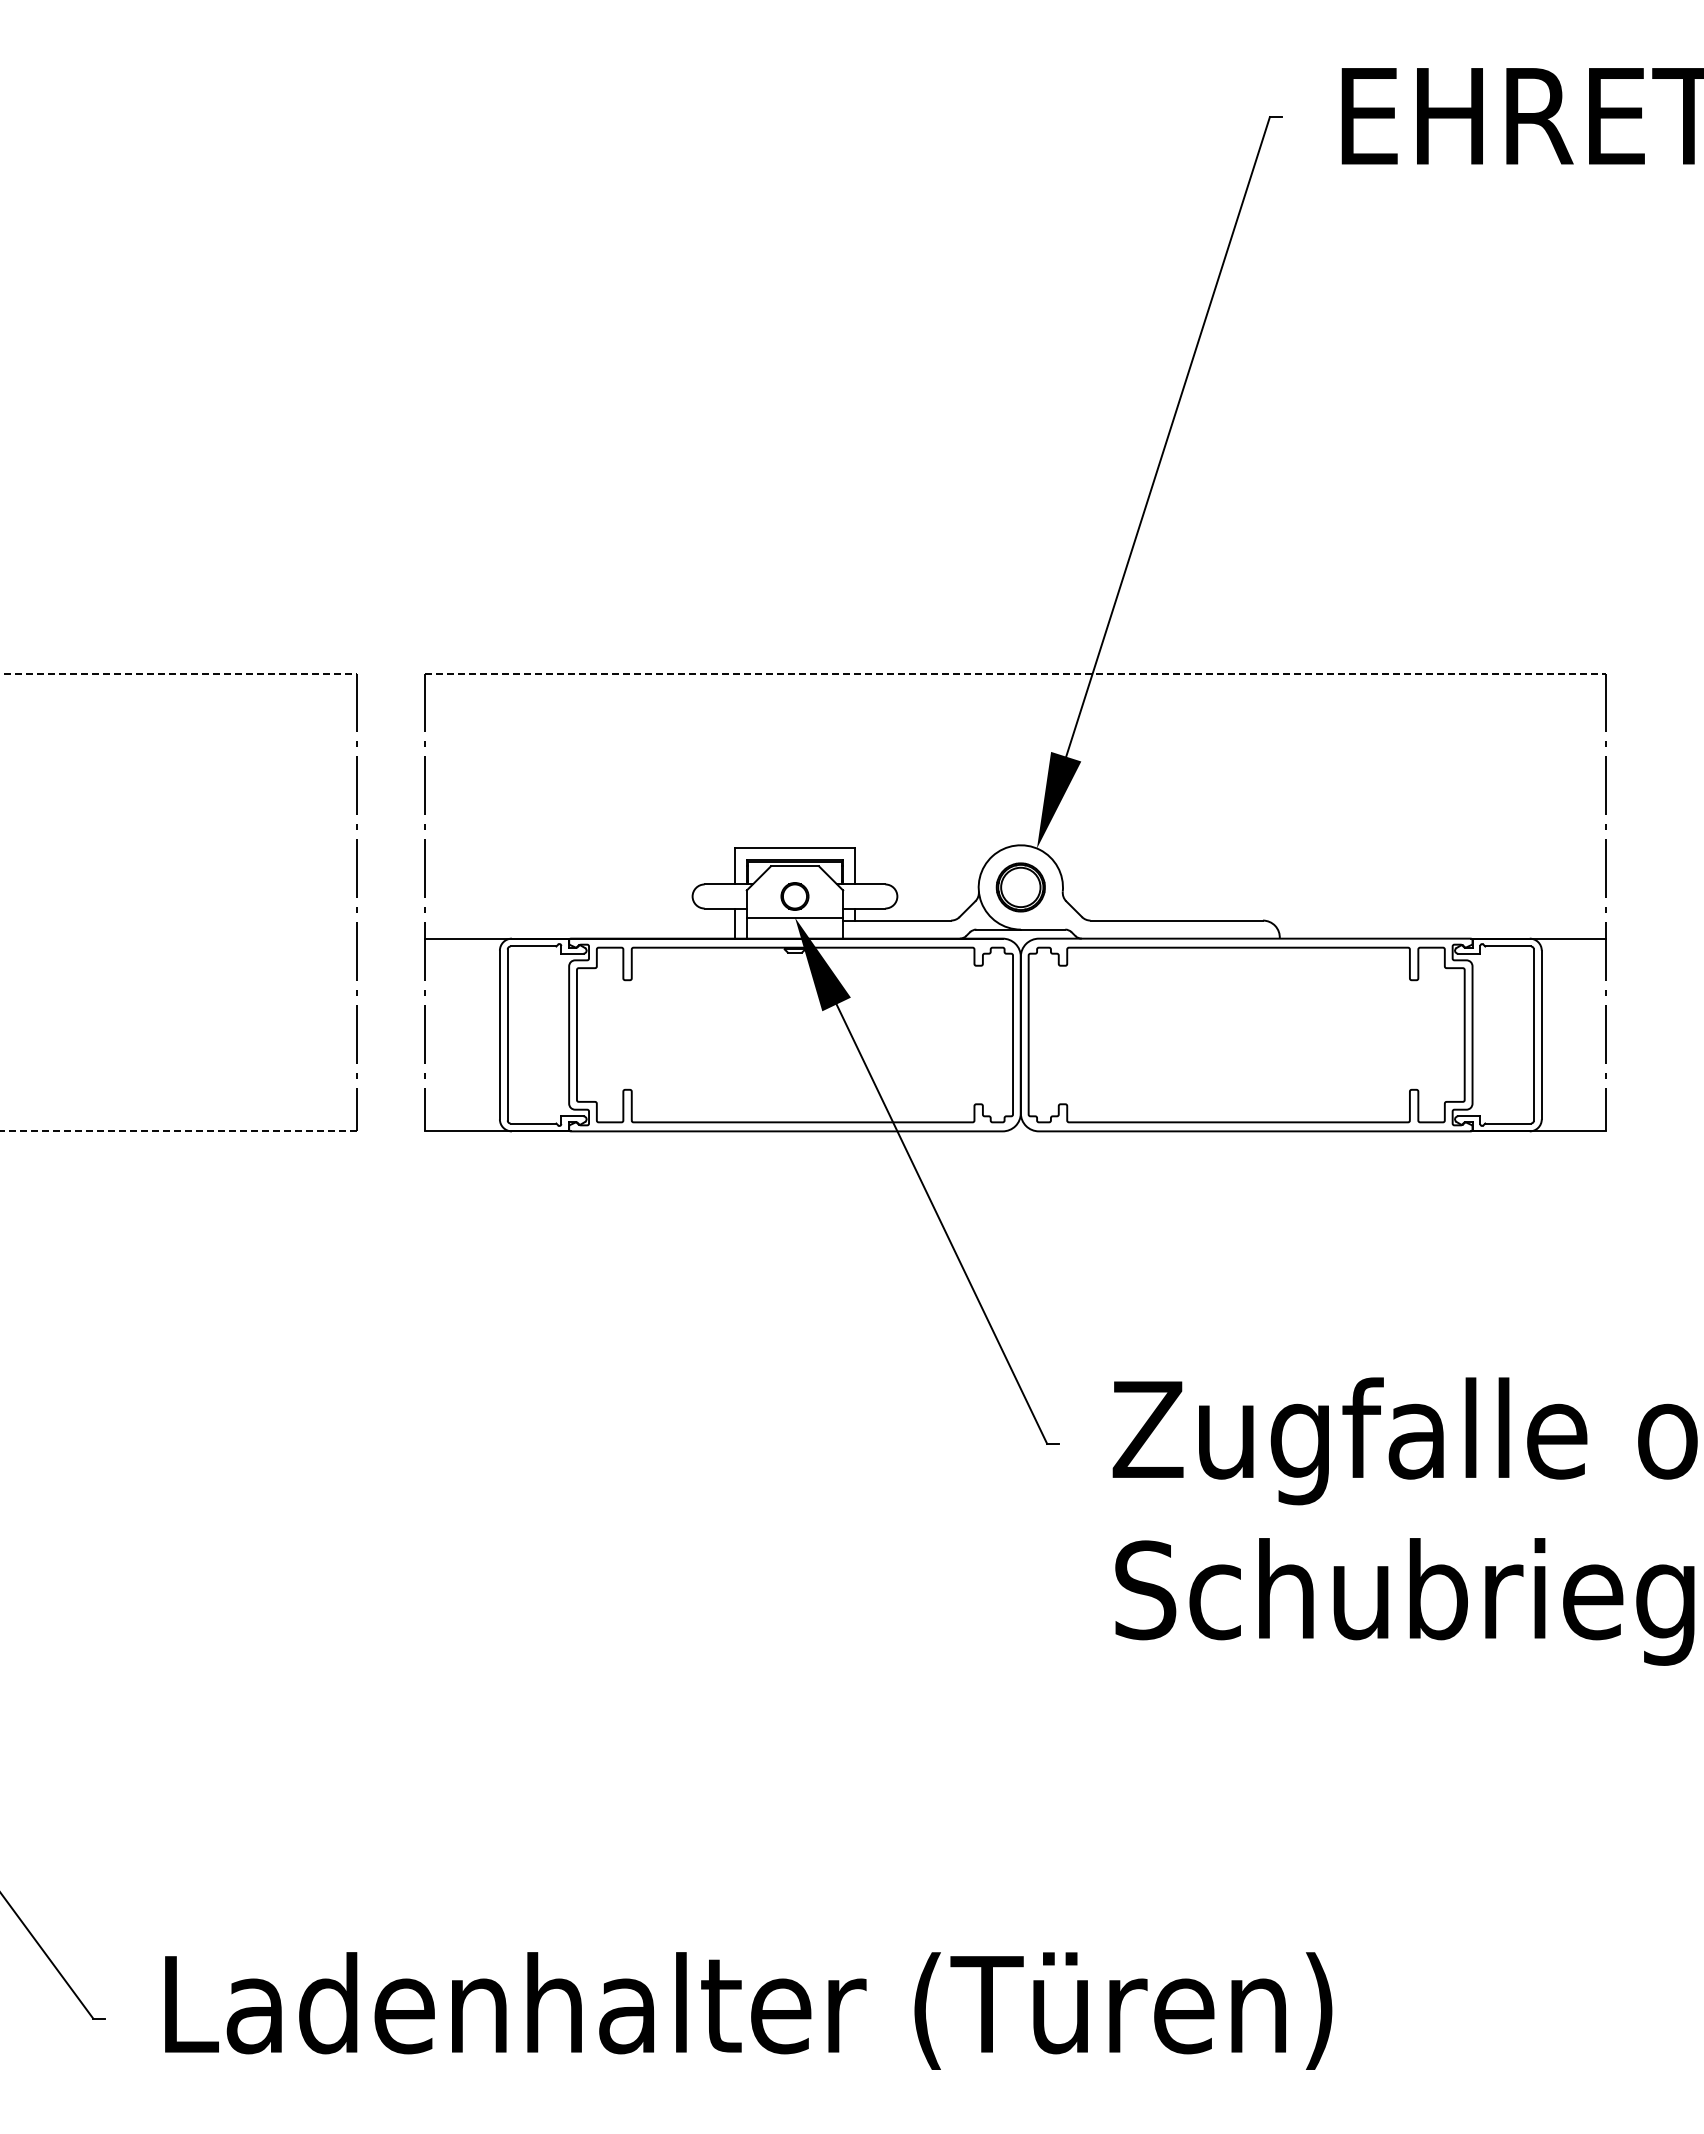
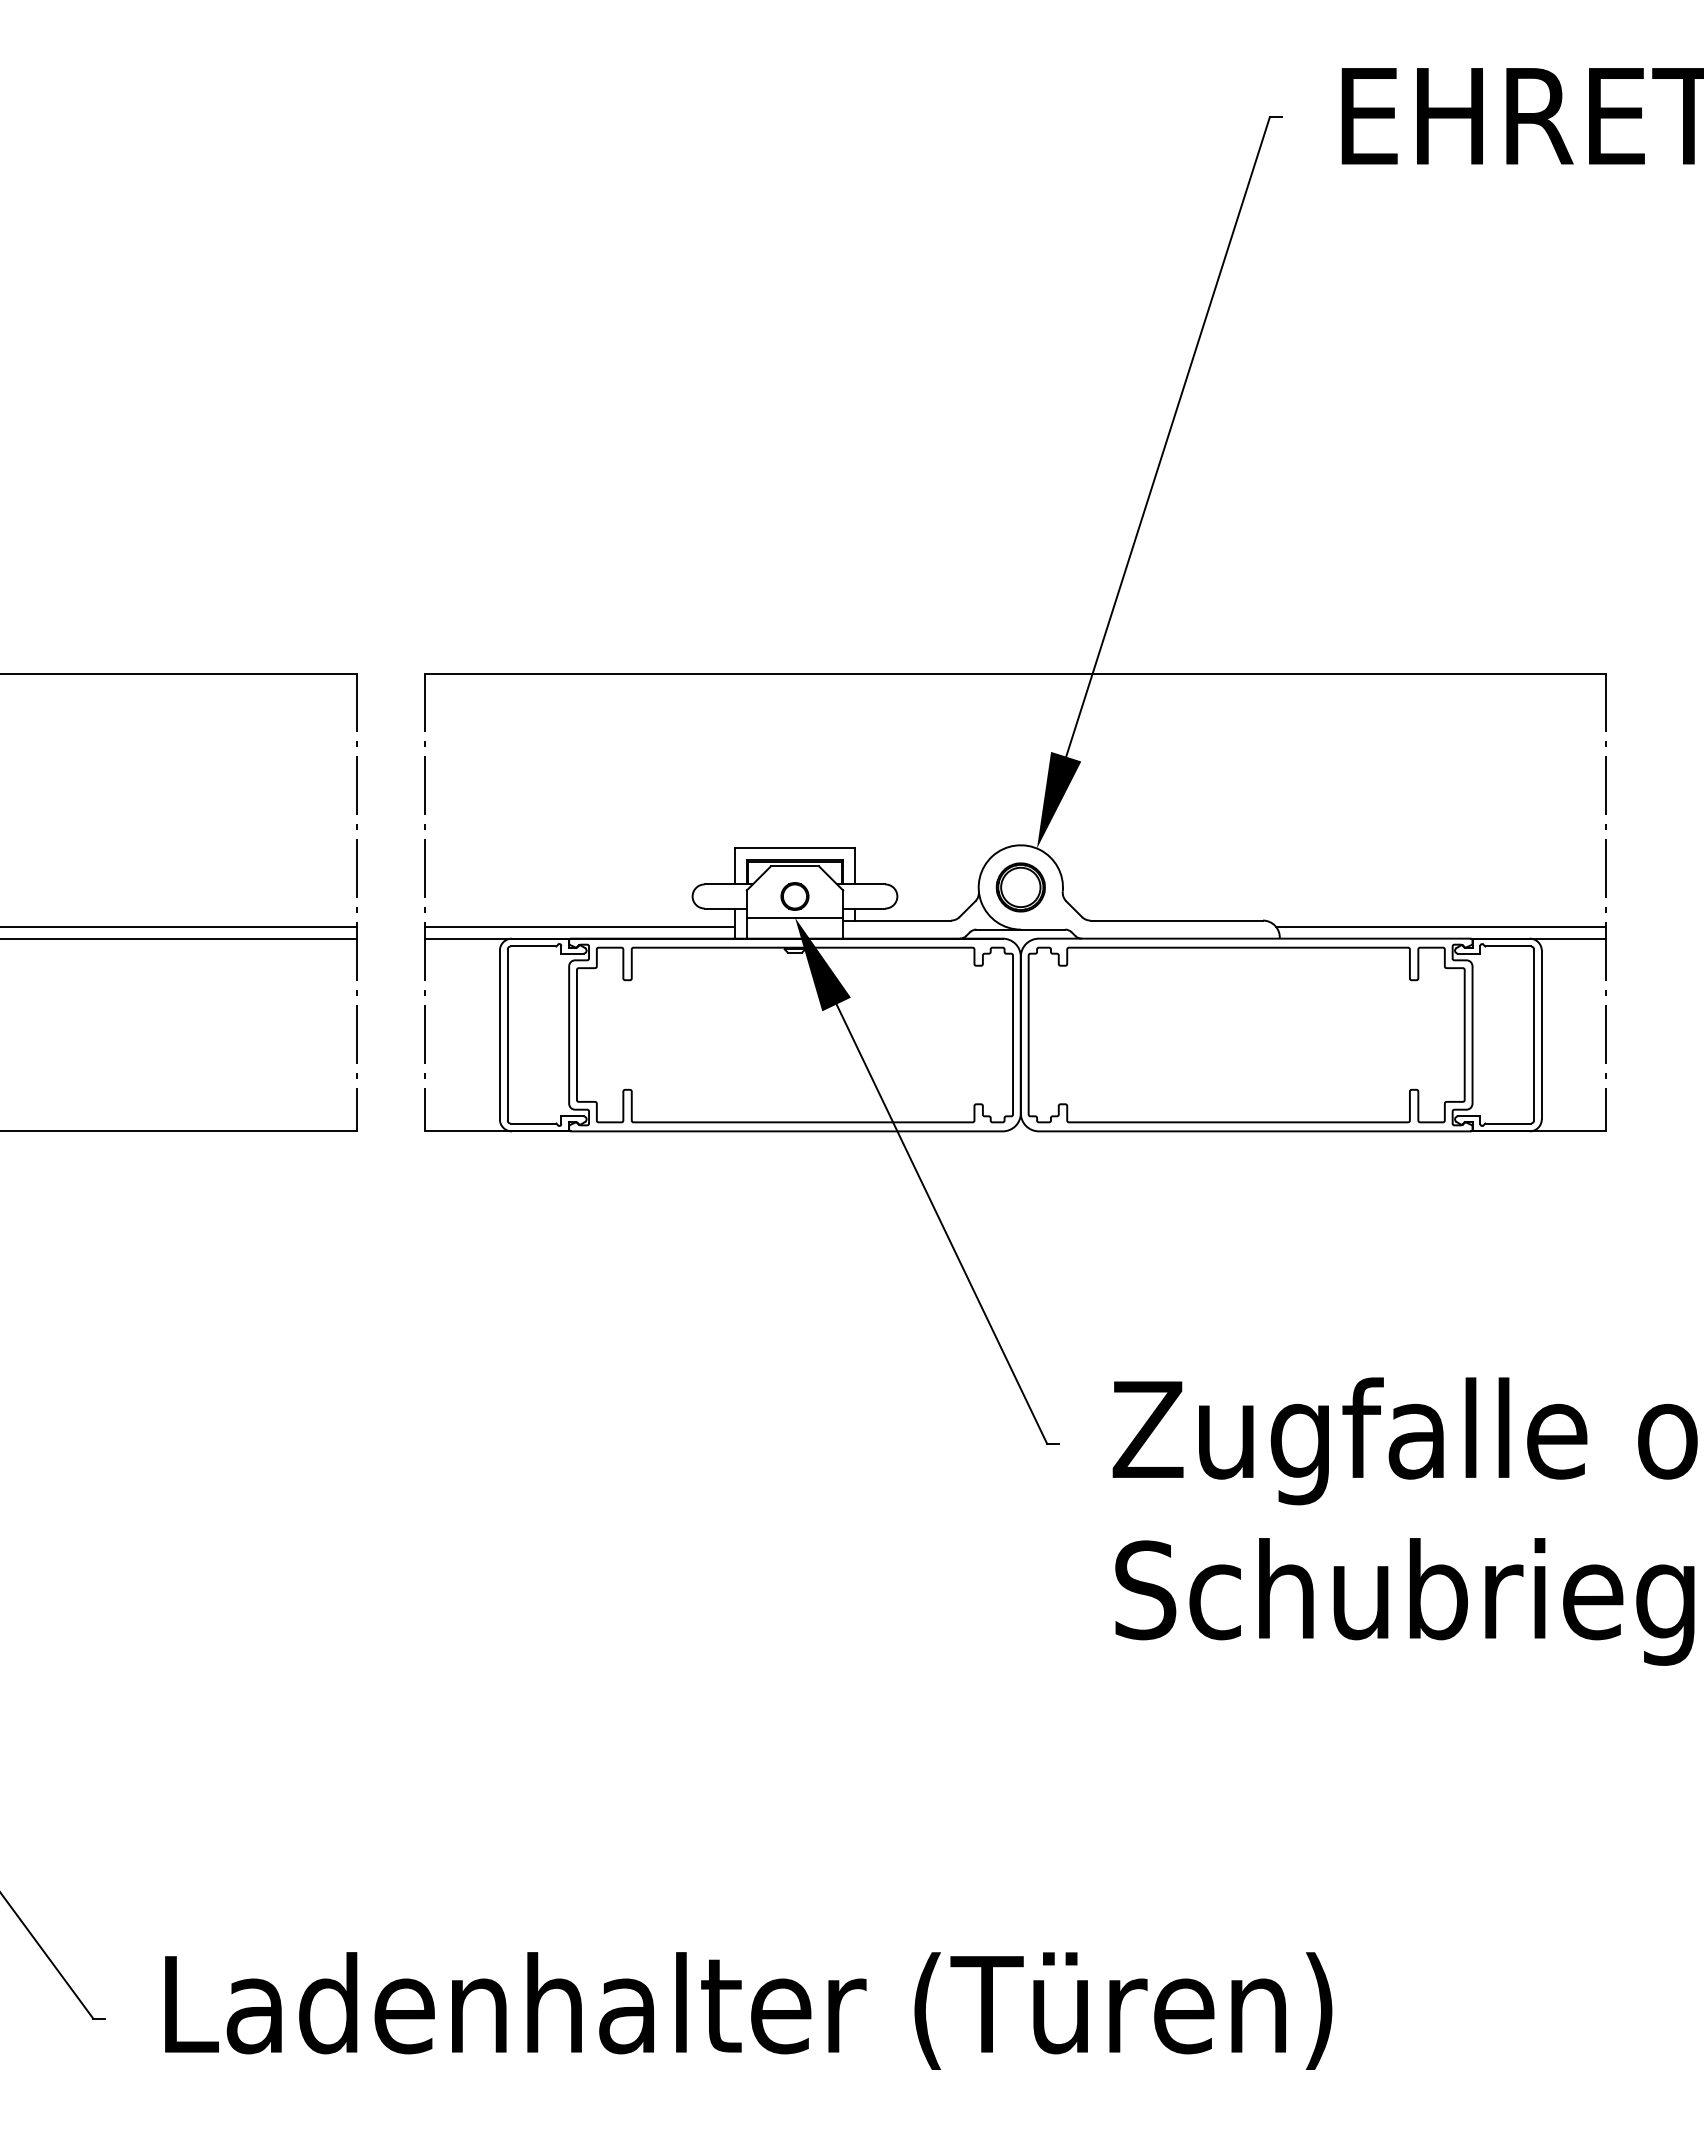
line: dashed -> solid (179, 673)
line: dashed -> solid (1015, 673)
line: none -> present (179, 926)
line: none -> present (579, 926)
line: none -> present (1440, 926)
line: none -> present (179, 938)
line: dashed -> solid (178, 1131)
